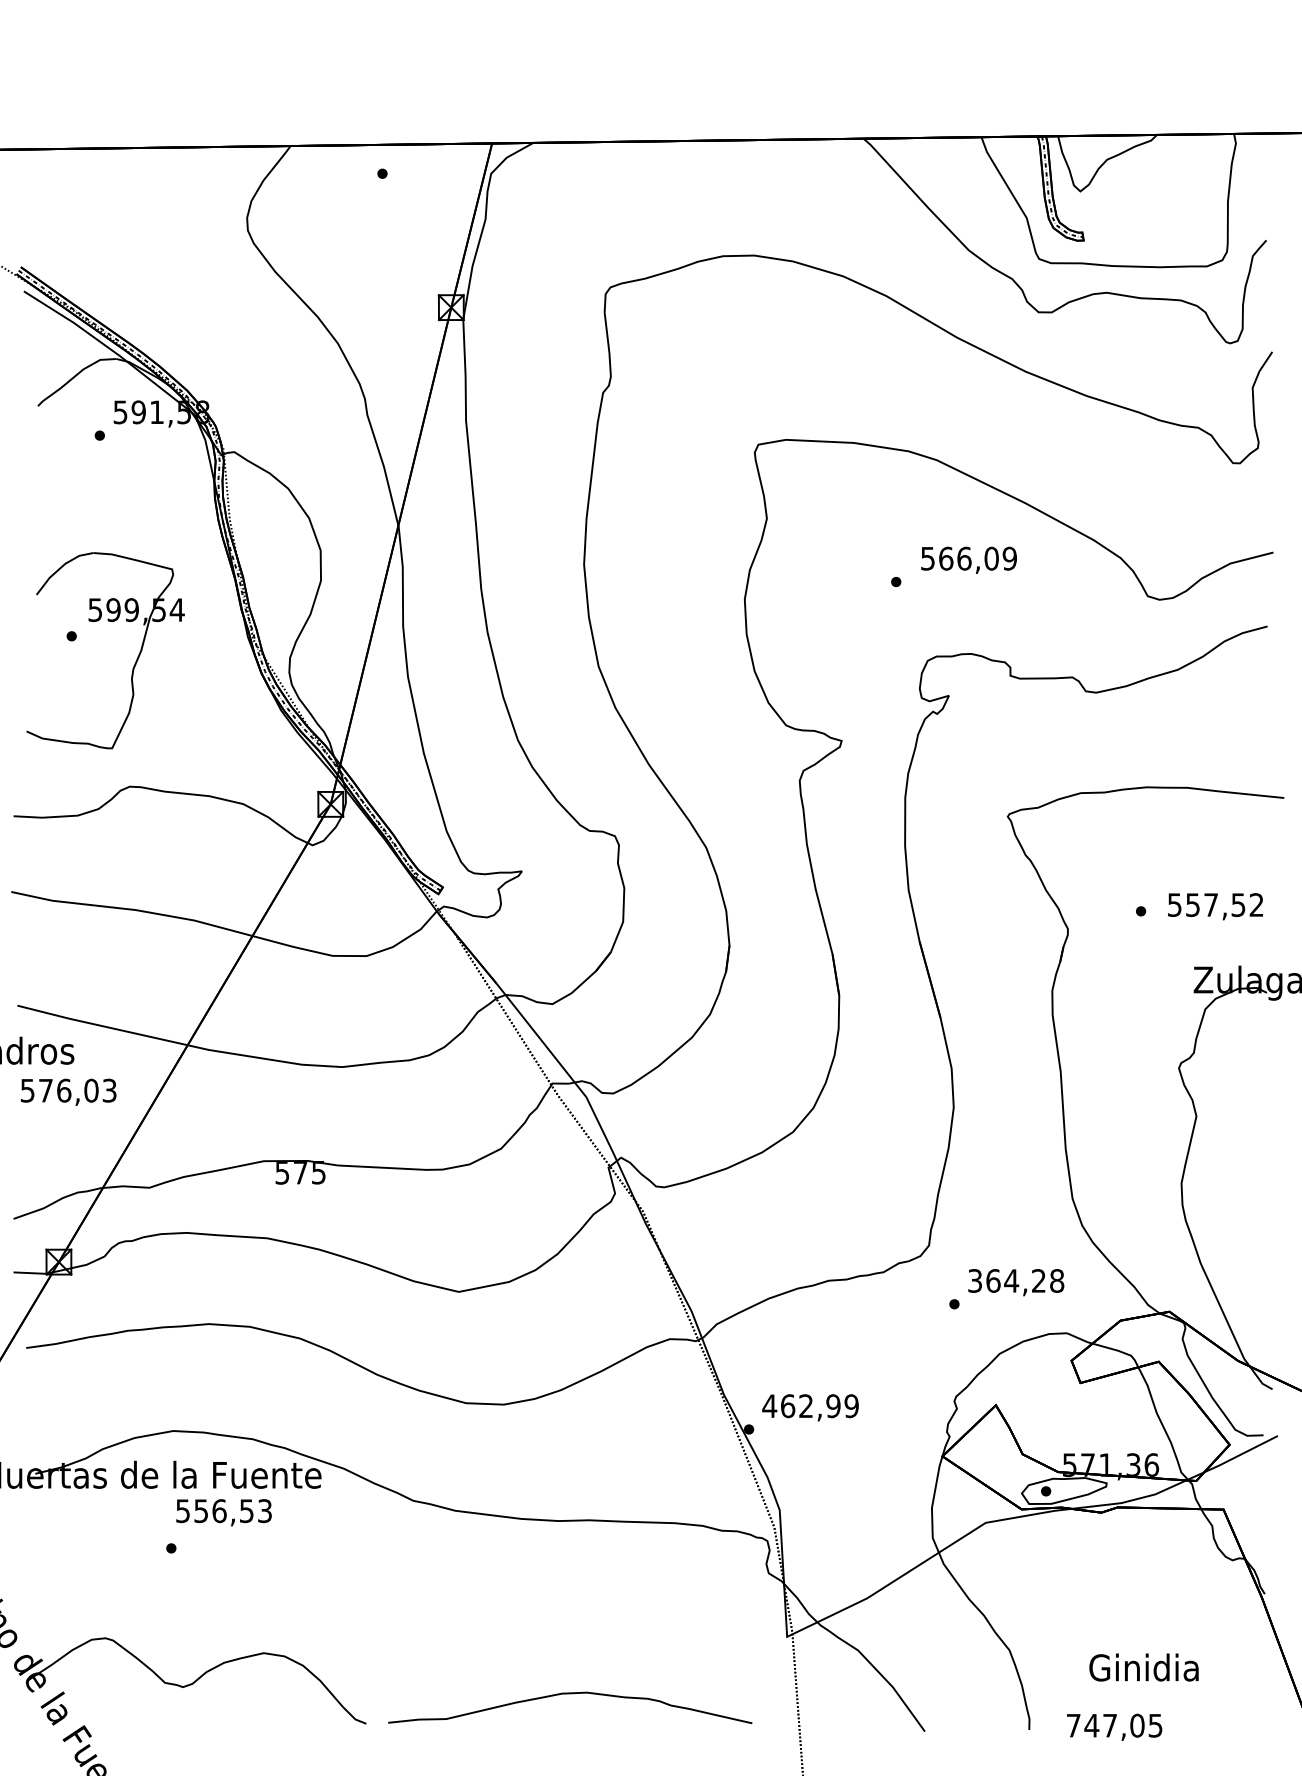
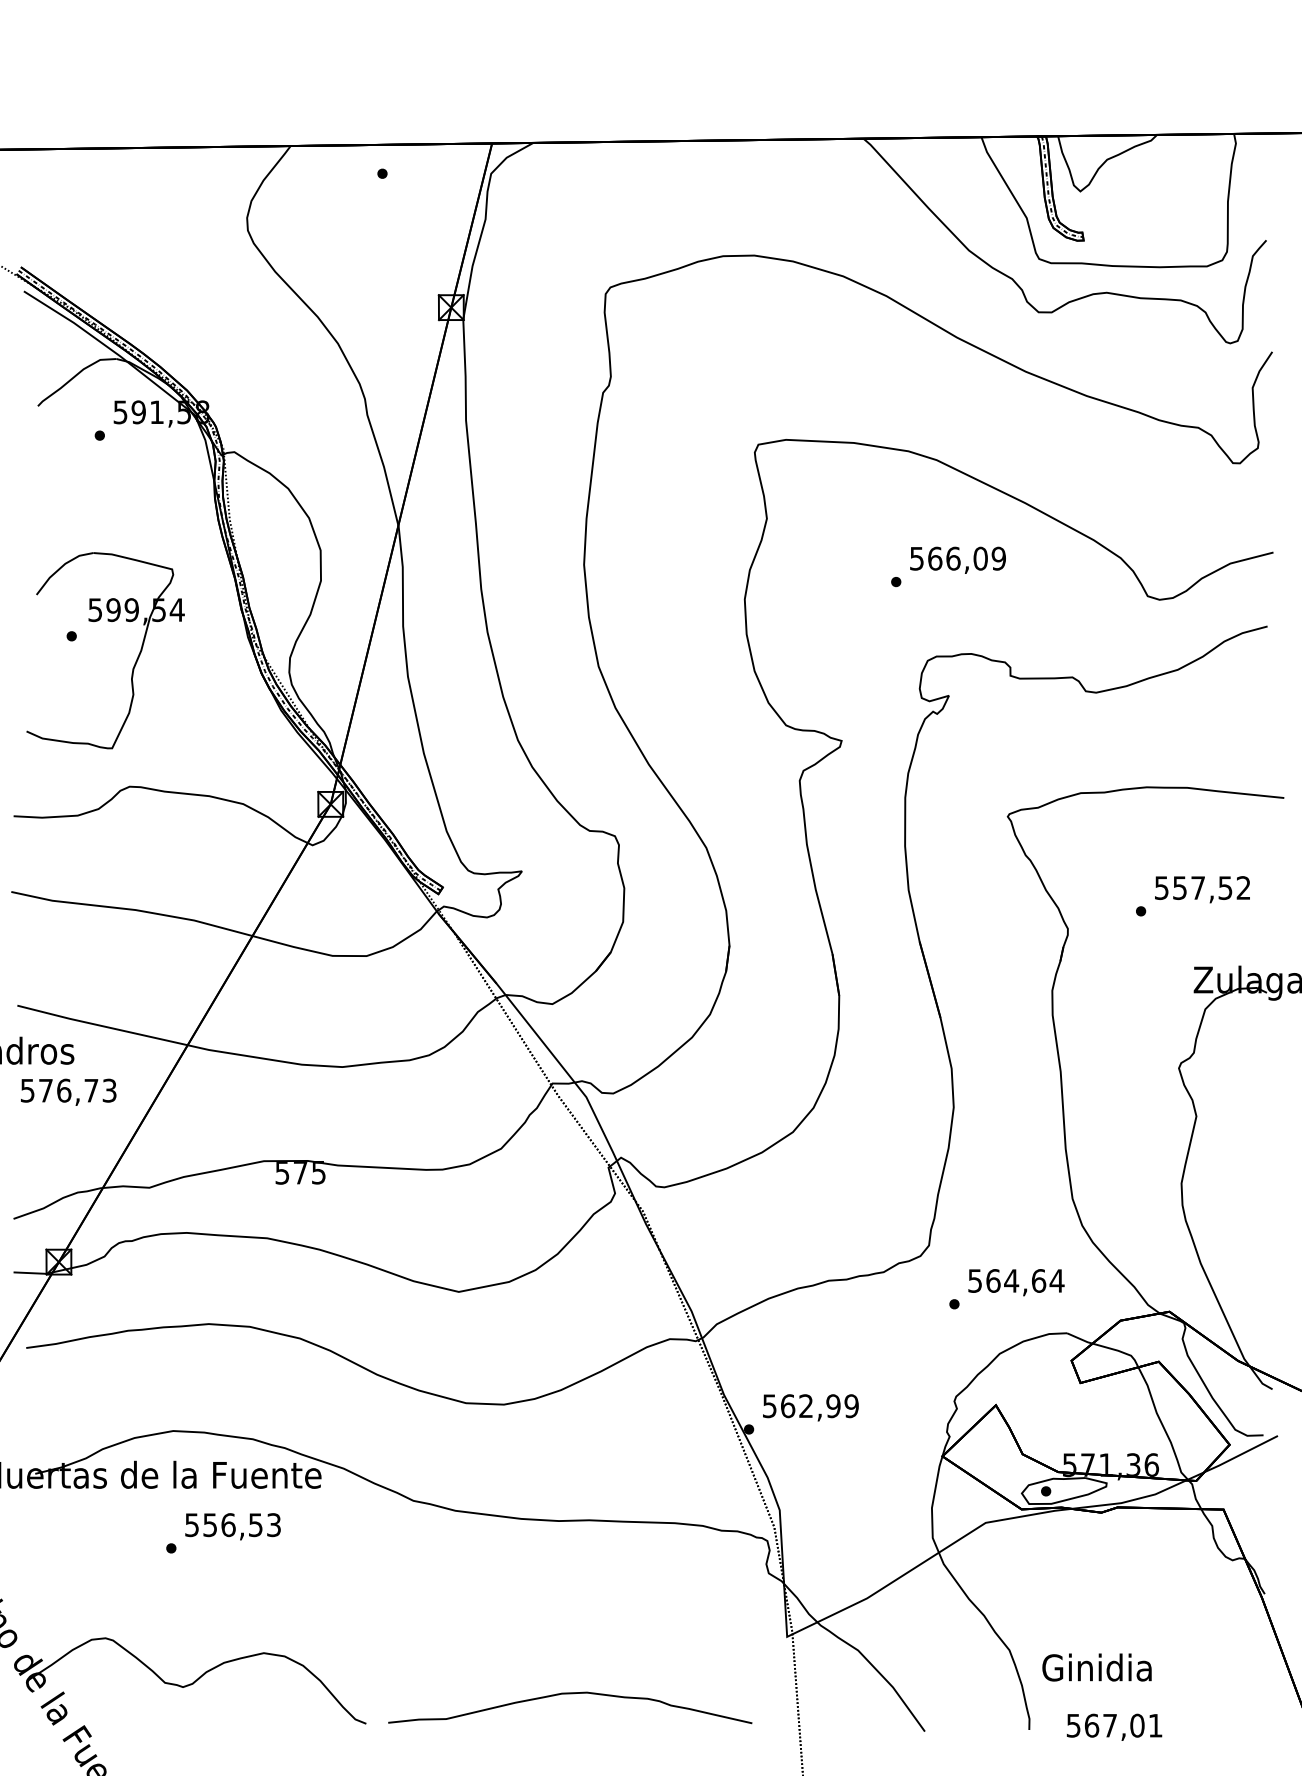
text position: (968, 559) -> (957, 559) (957, 559)
text position: (1215, 906) -> (1202, 889) (1202, 889)
text: 576,03 -> 576,73 (91, 1090)
text: 364,28 -> 564,64 (1016, 1280)
text: 462,99 -> 562,99 (769, 1406)
text position: (223, 1512) -> (232, 1526) (232, 1526)
text position: (1143, 1667) -> (1096, 1667) (1096, 1667)
text: 747,05 -> 567,01 (1114, 1725)
